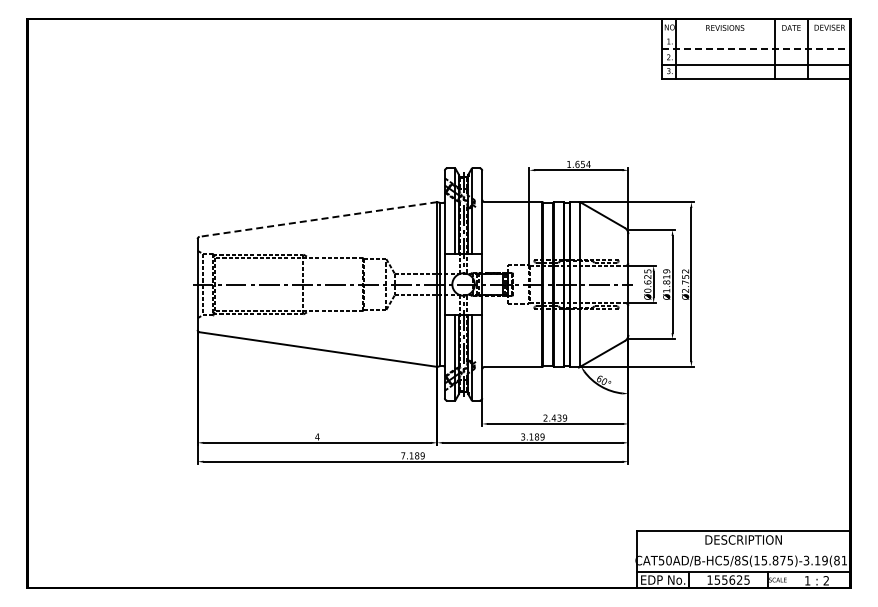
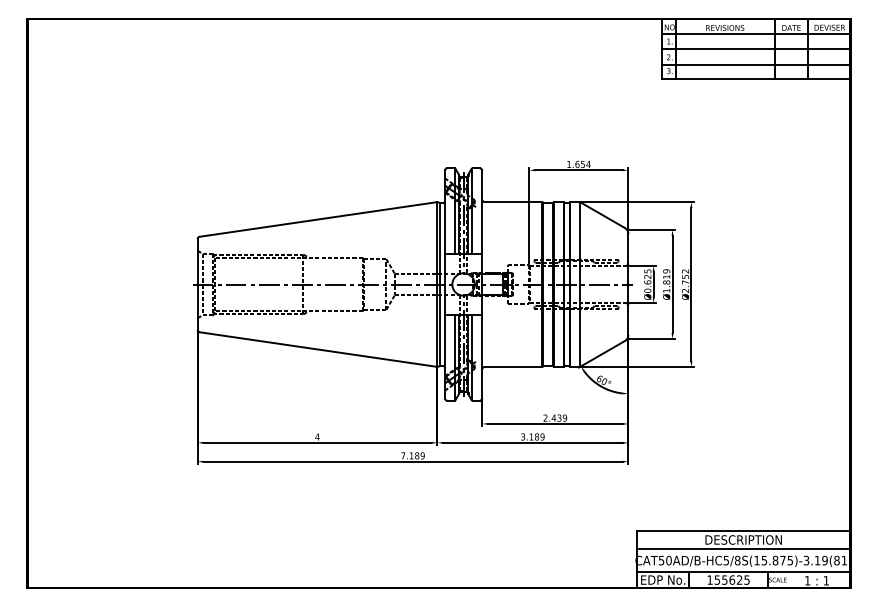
line: none -> present (755, 34)
line: dashed -> solid (756, 49)
line: dashed -> solid (318, 219)
line: none -> present (743, 548)
text: 2 -> 1 (825, 580)
